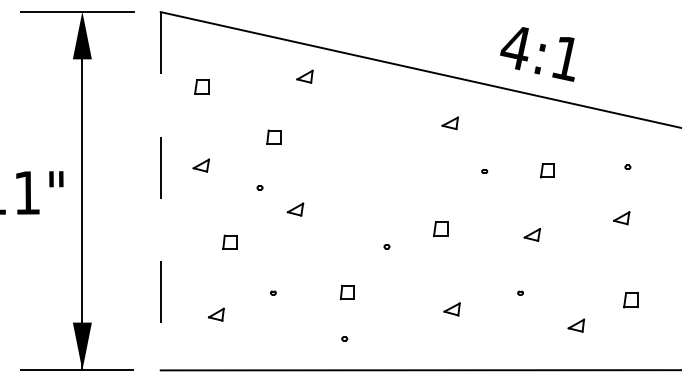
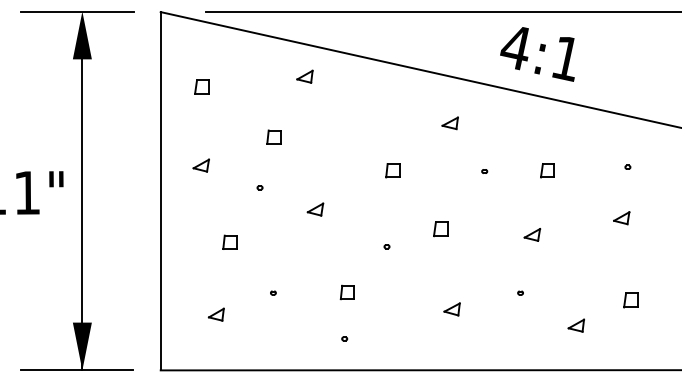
line: none -> present (442, 12)
part: none -> present (392, 170)
line: dashed -> solid (160, 191)
part position: (295, 209) -> (315, 209) (315, 209)
